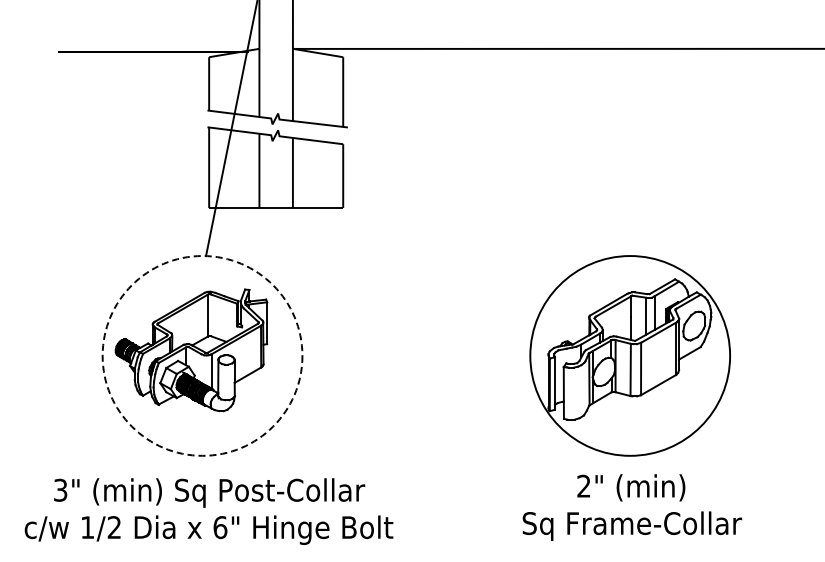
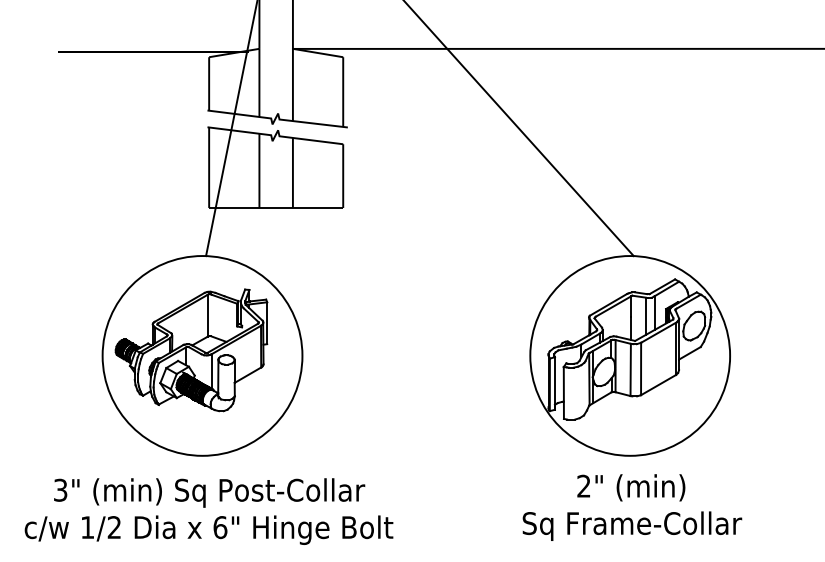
line: none -> present (519, 129)
circle: dashed -> solid (202, 355)
